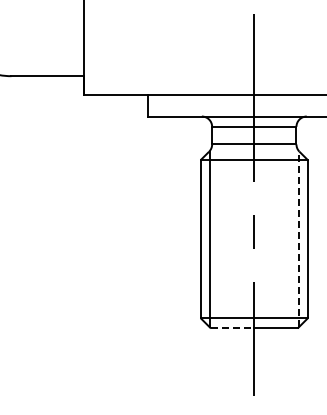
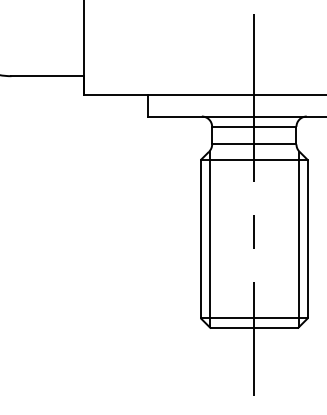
line: dashed -> solid (298, 239)
line: dashed -> solid (232, 328)
